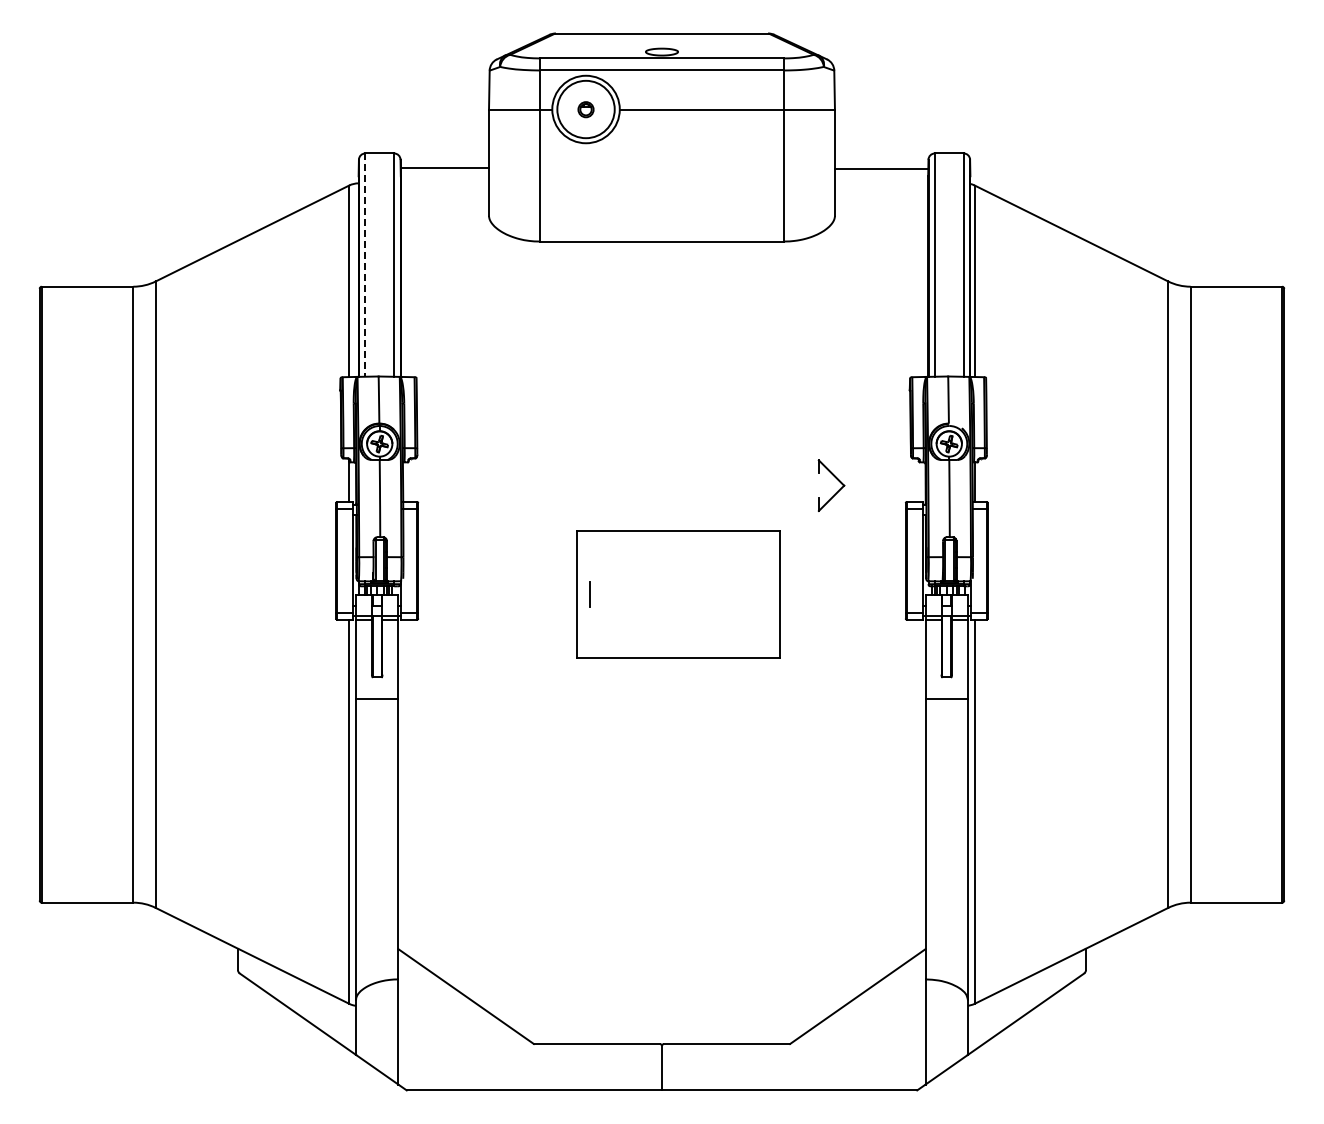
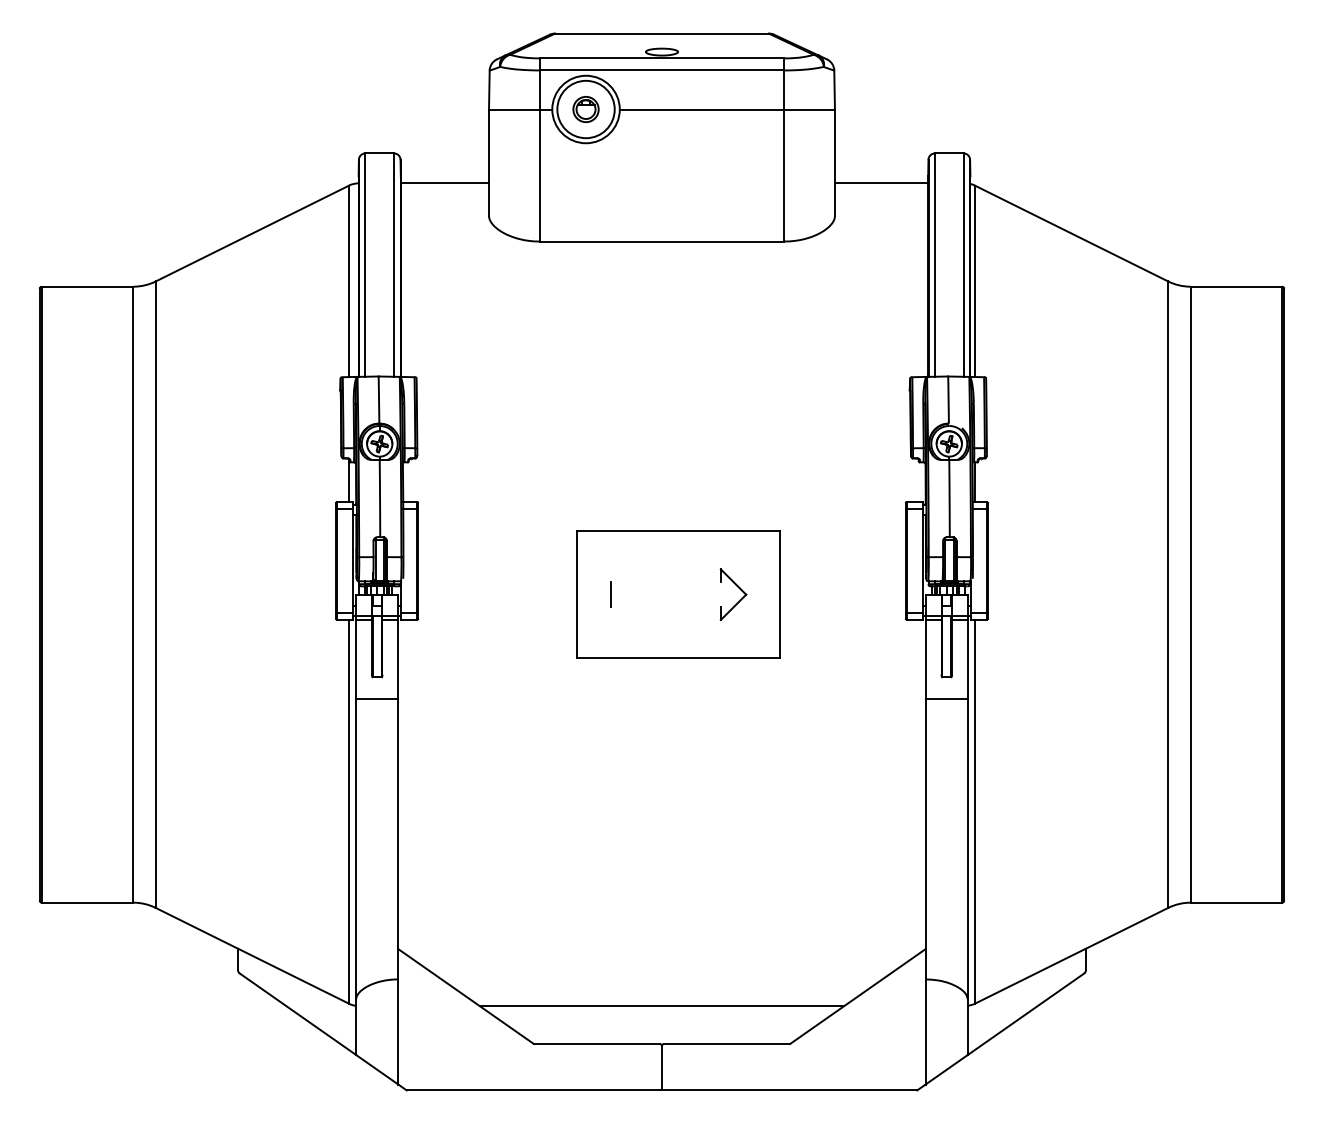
part size: 18x18 px -> 28x28 px (585, 109)
line position: (444, 168) -> (444, 183) (444, 183)
line position: (881, 169) -> (881, 183) (881, 183)
line: dashed -> solid (365, 265)
part position: (836, 479) -> (738, 588) (738, 588)
line position: (589, 594) -> (610, 594) (610, 594)
line: none -> present (661, 1006)
